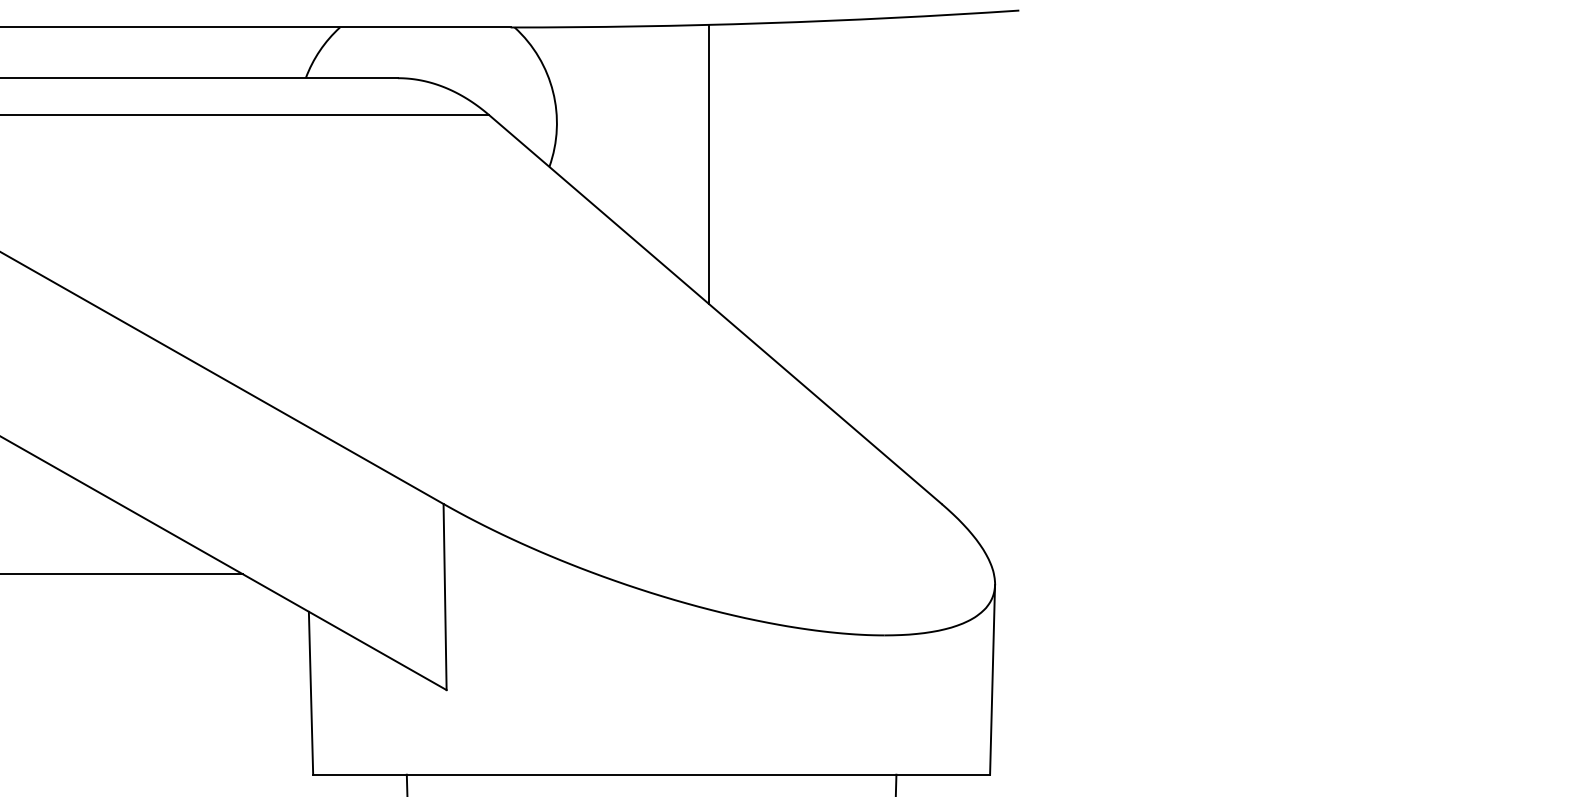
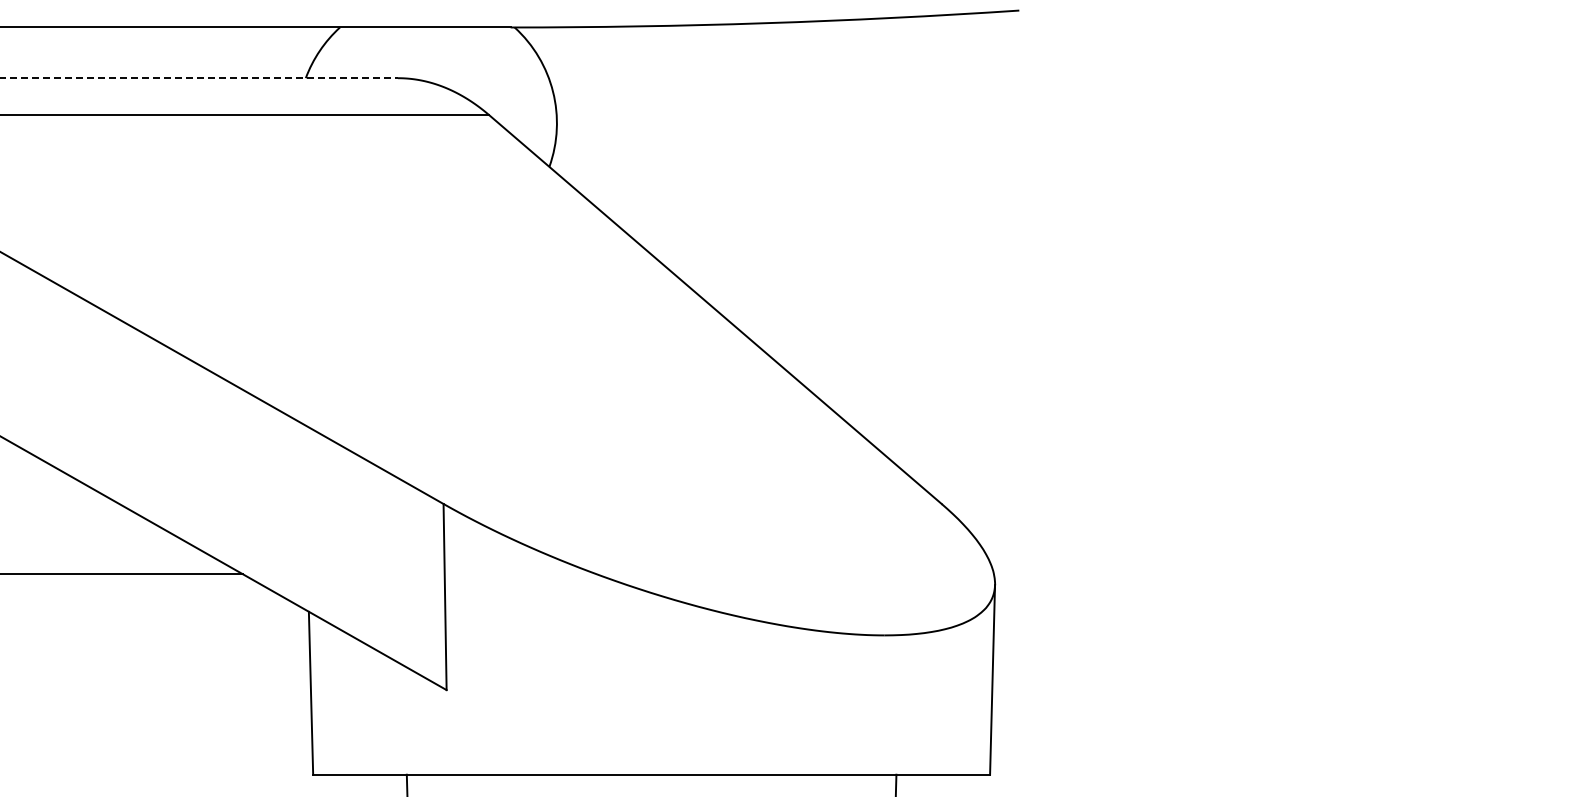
line: solid -> dashed (198, 78)
line: present -> none (709, 164)
